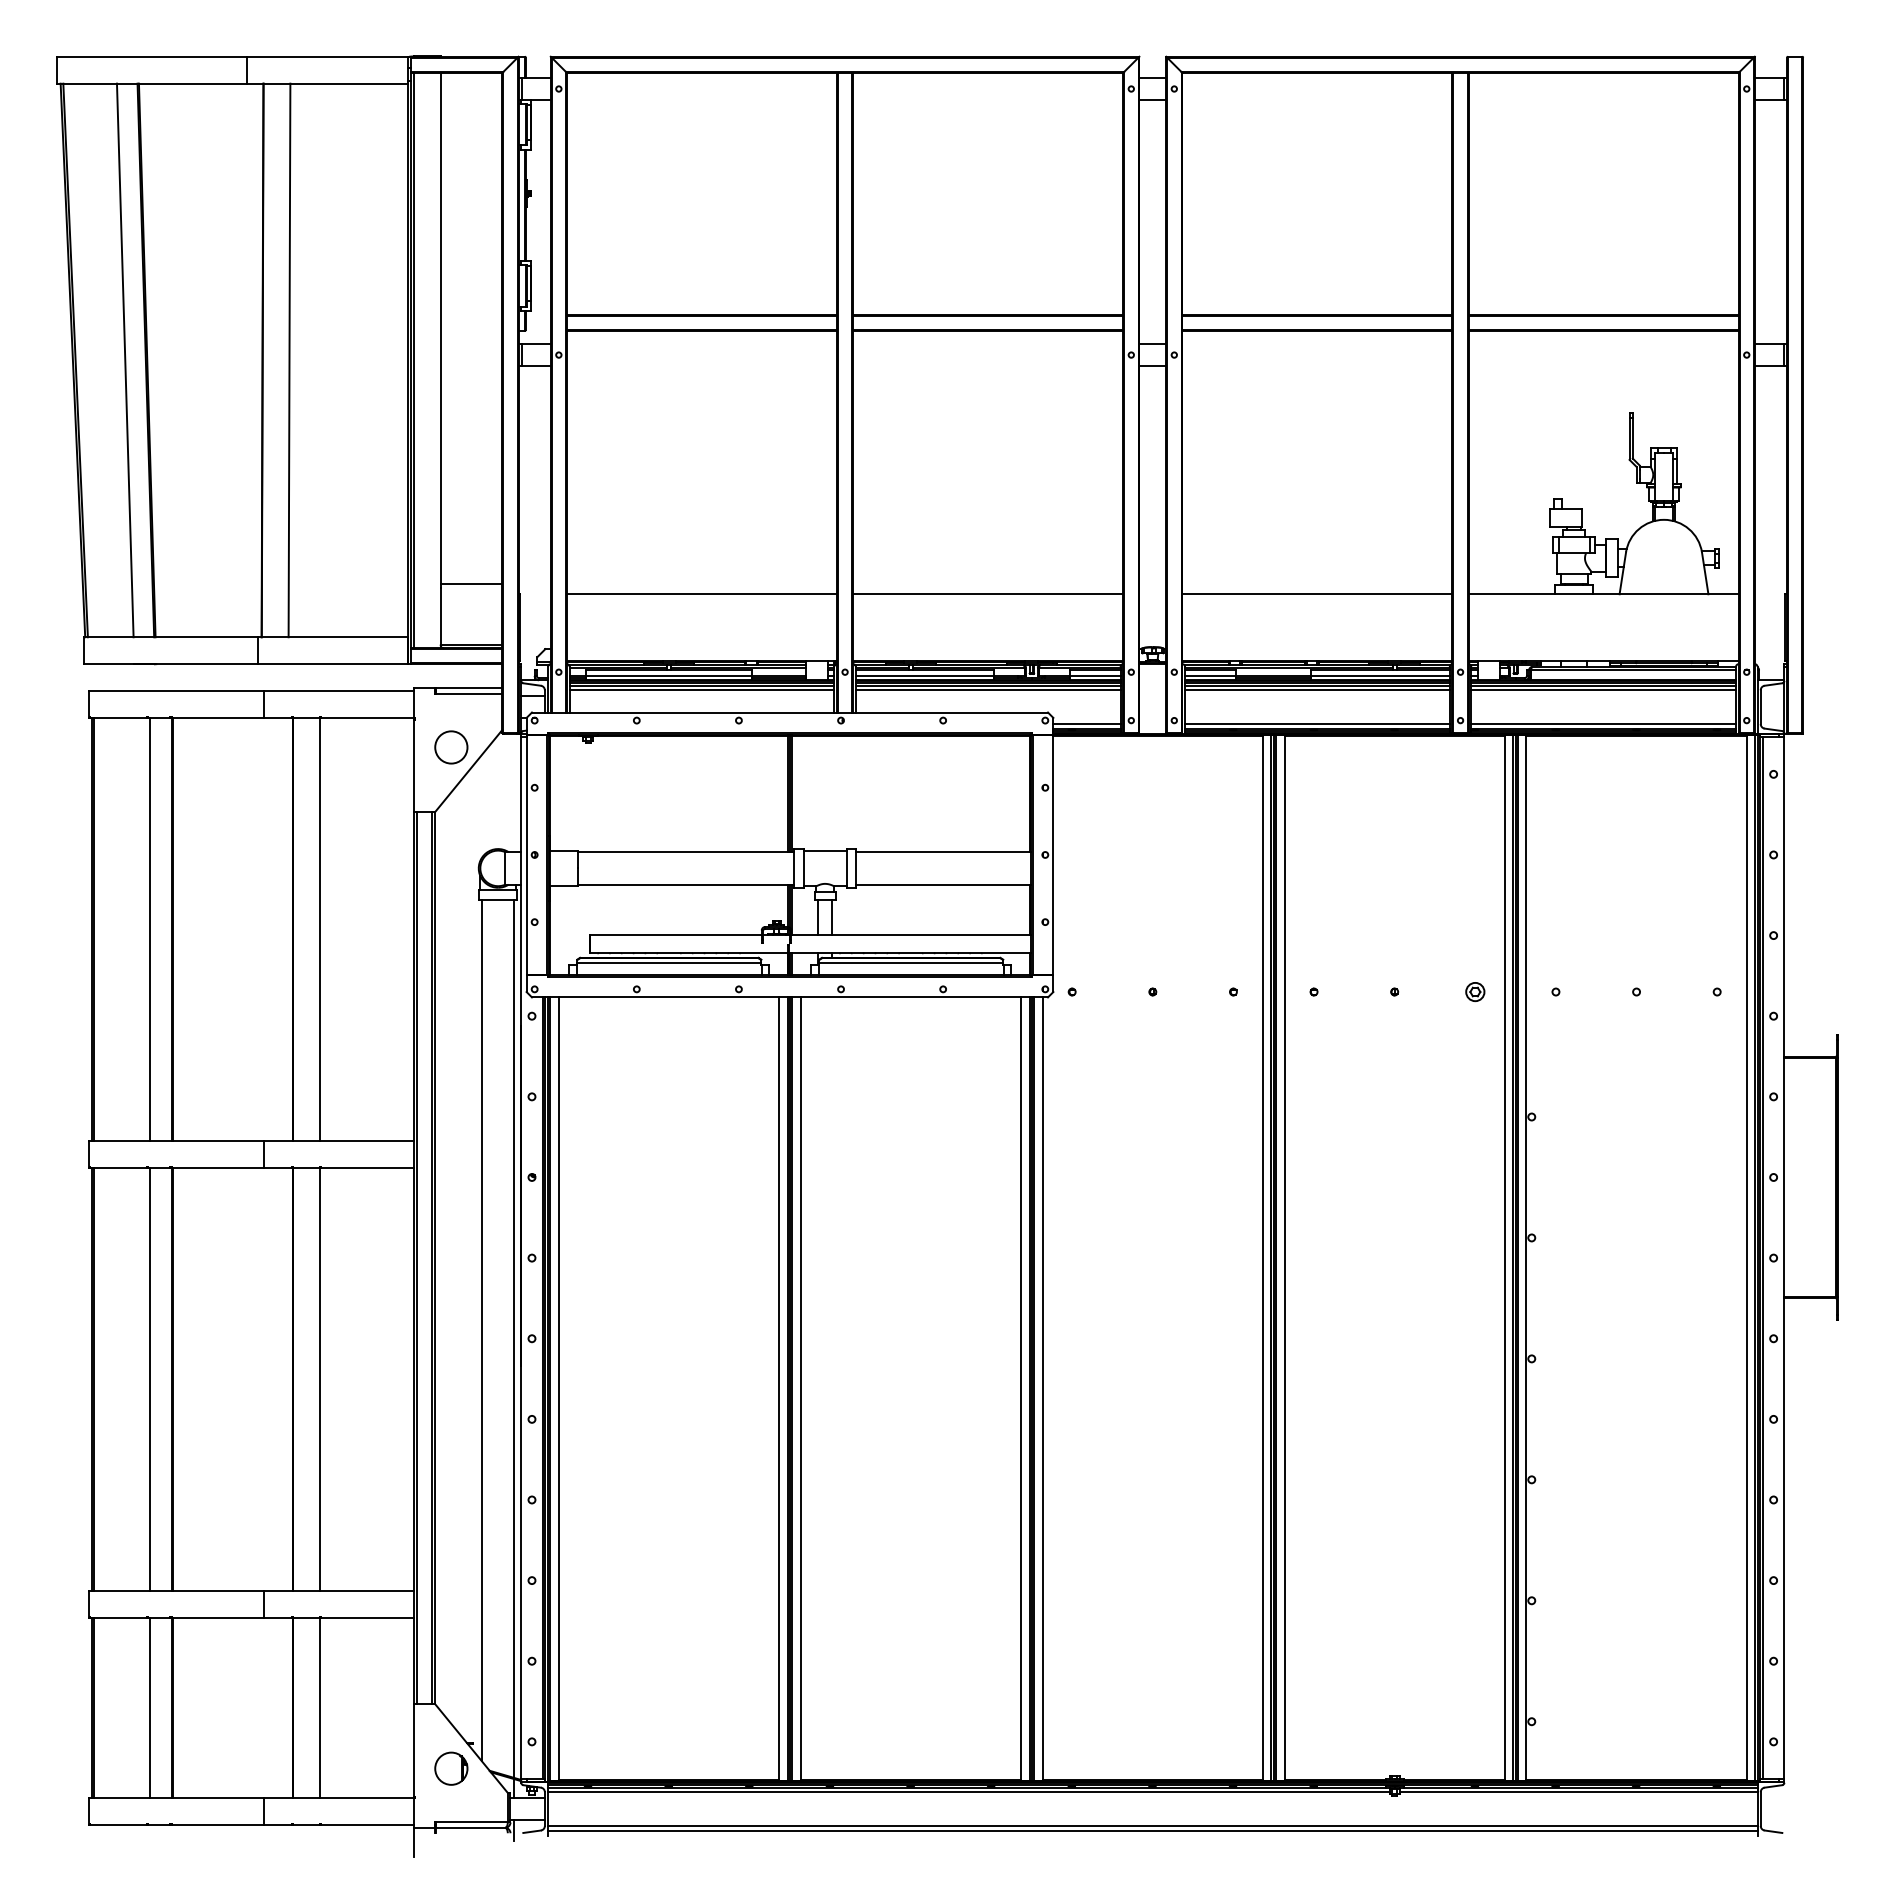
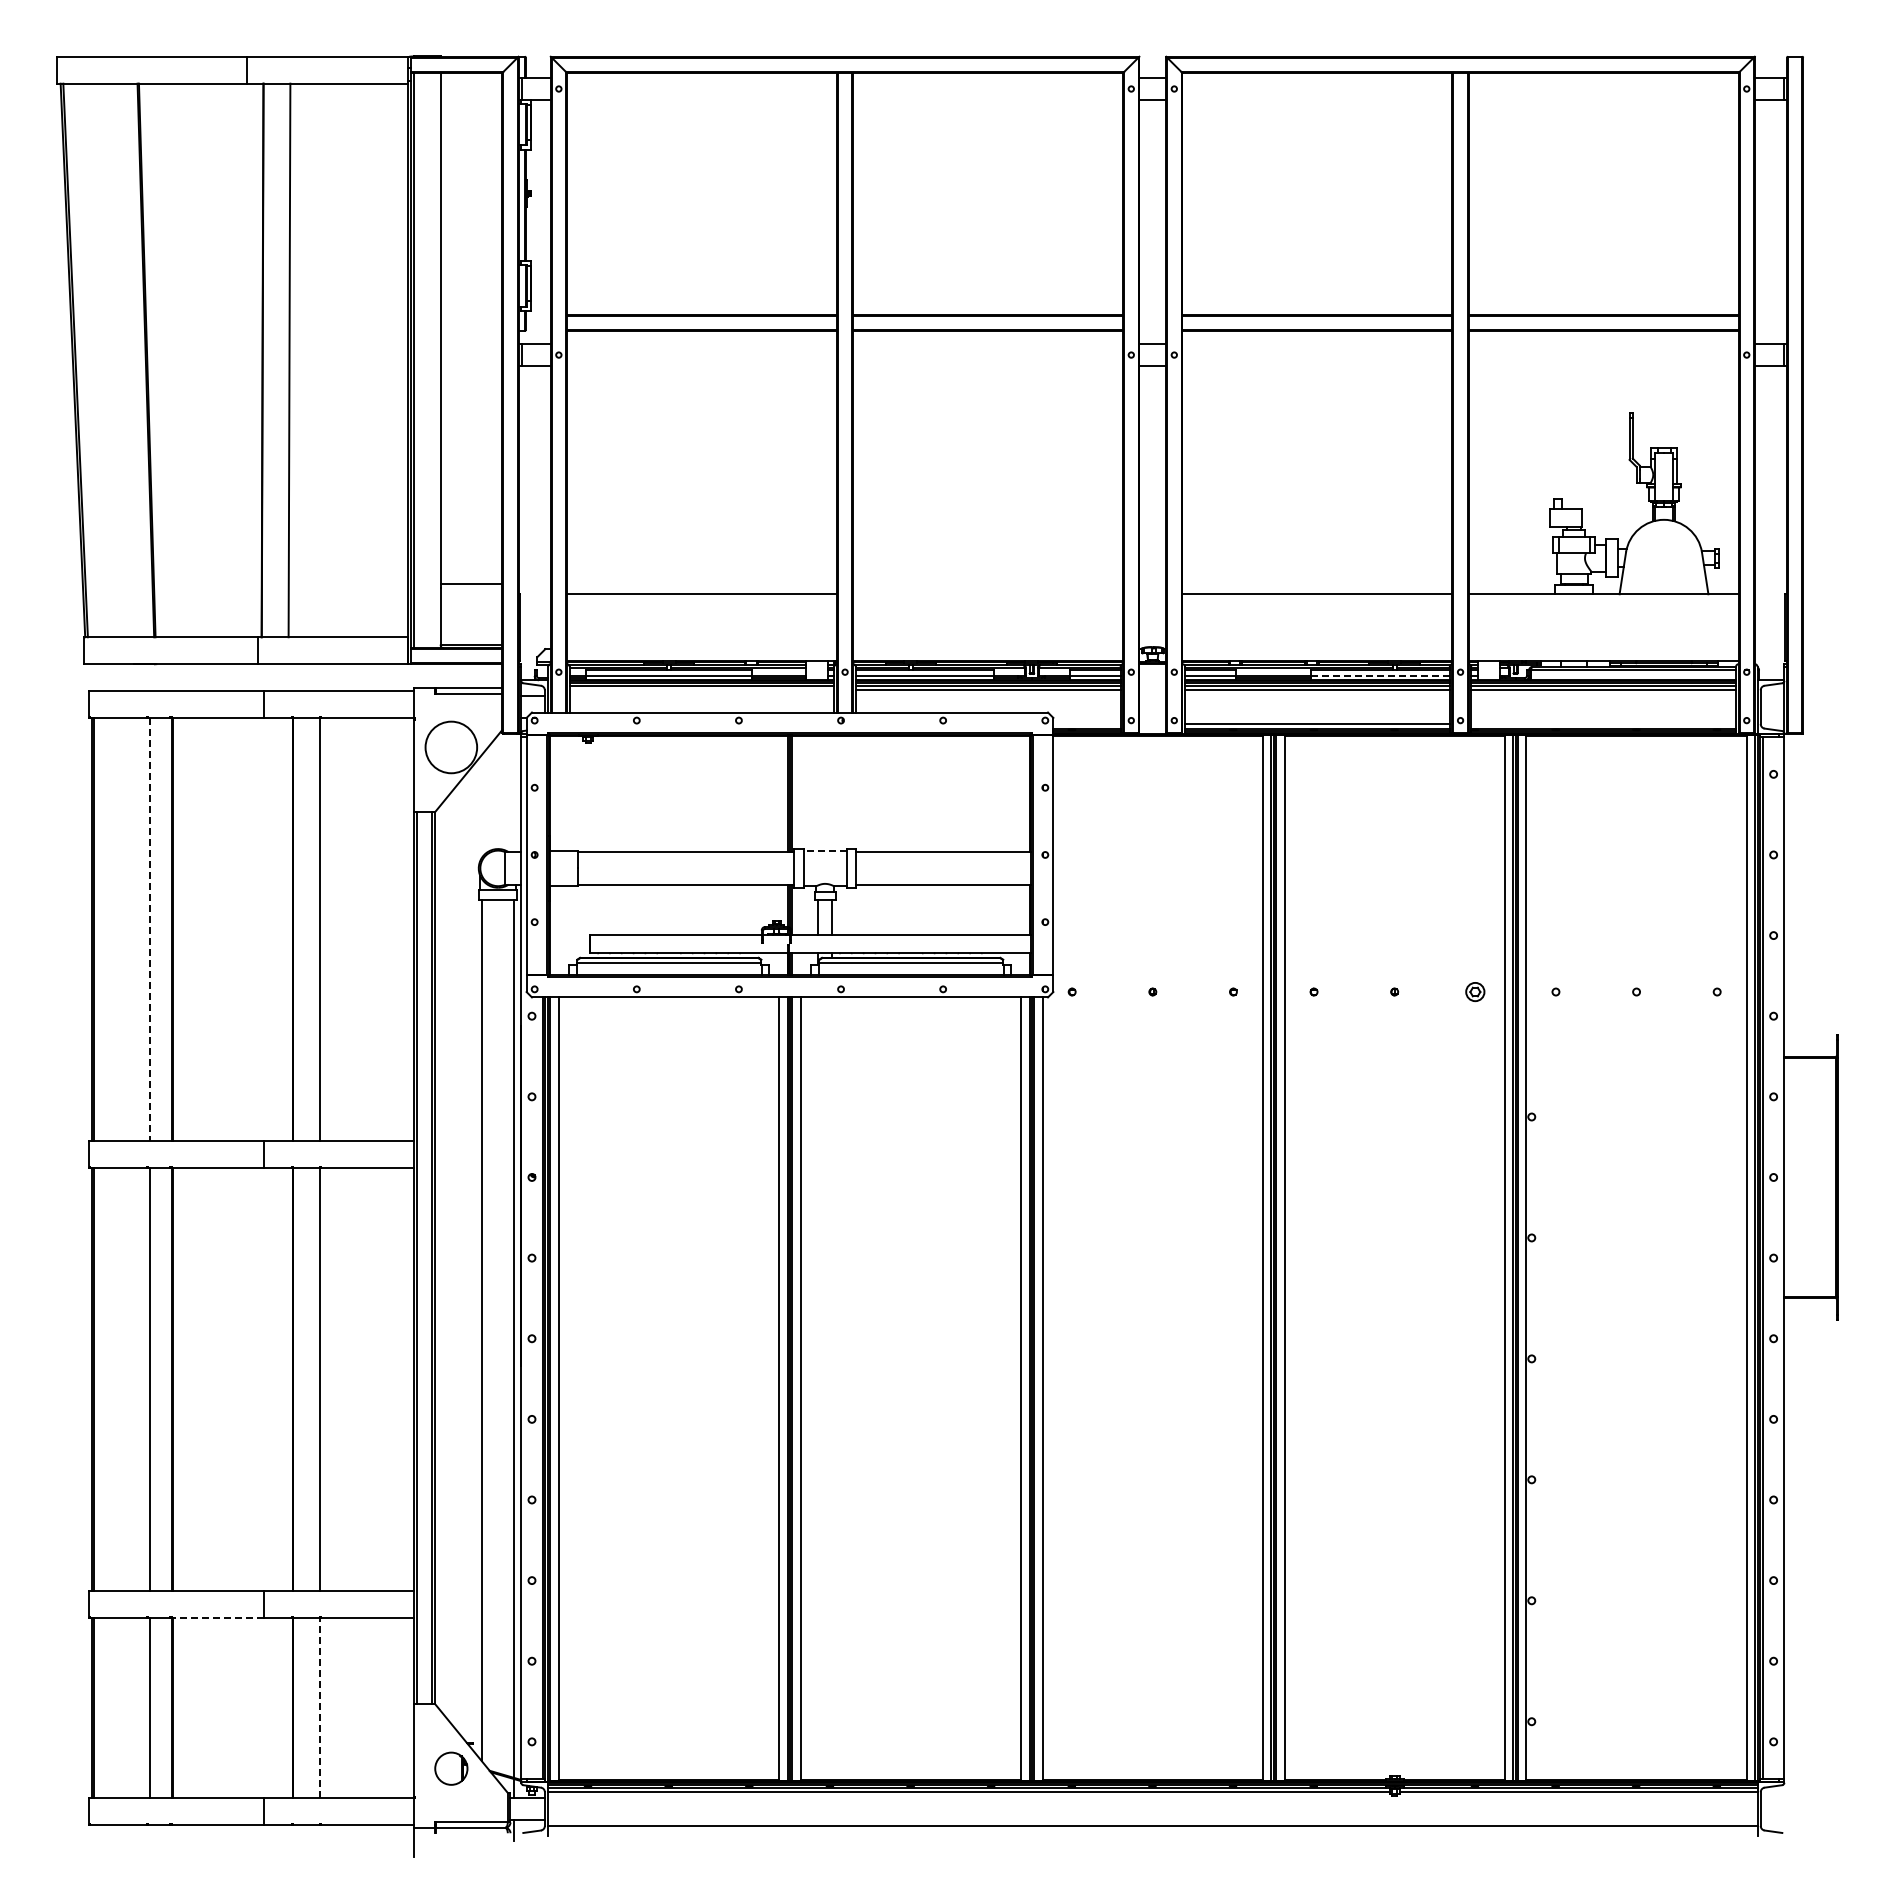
line: present -> none (124, 360)
line: present -> none (988, 594)
line: solid -> dashed (1380, 675)
line: present -> none (701, 690)
line: present -> none (1086, 724)
line: present -> none (1603, 724)
circle diameter: 32 px -> 52 px (451, 747)
line: solid -> dashed (825, 850)
line: solid -> dashed (149, 929)
line: solid -> dashed (217, 1617)
line: solid -> dashed (320, 1707)
line: present -> none (1152, 1830)
